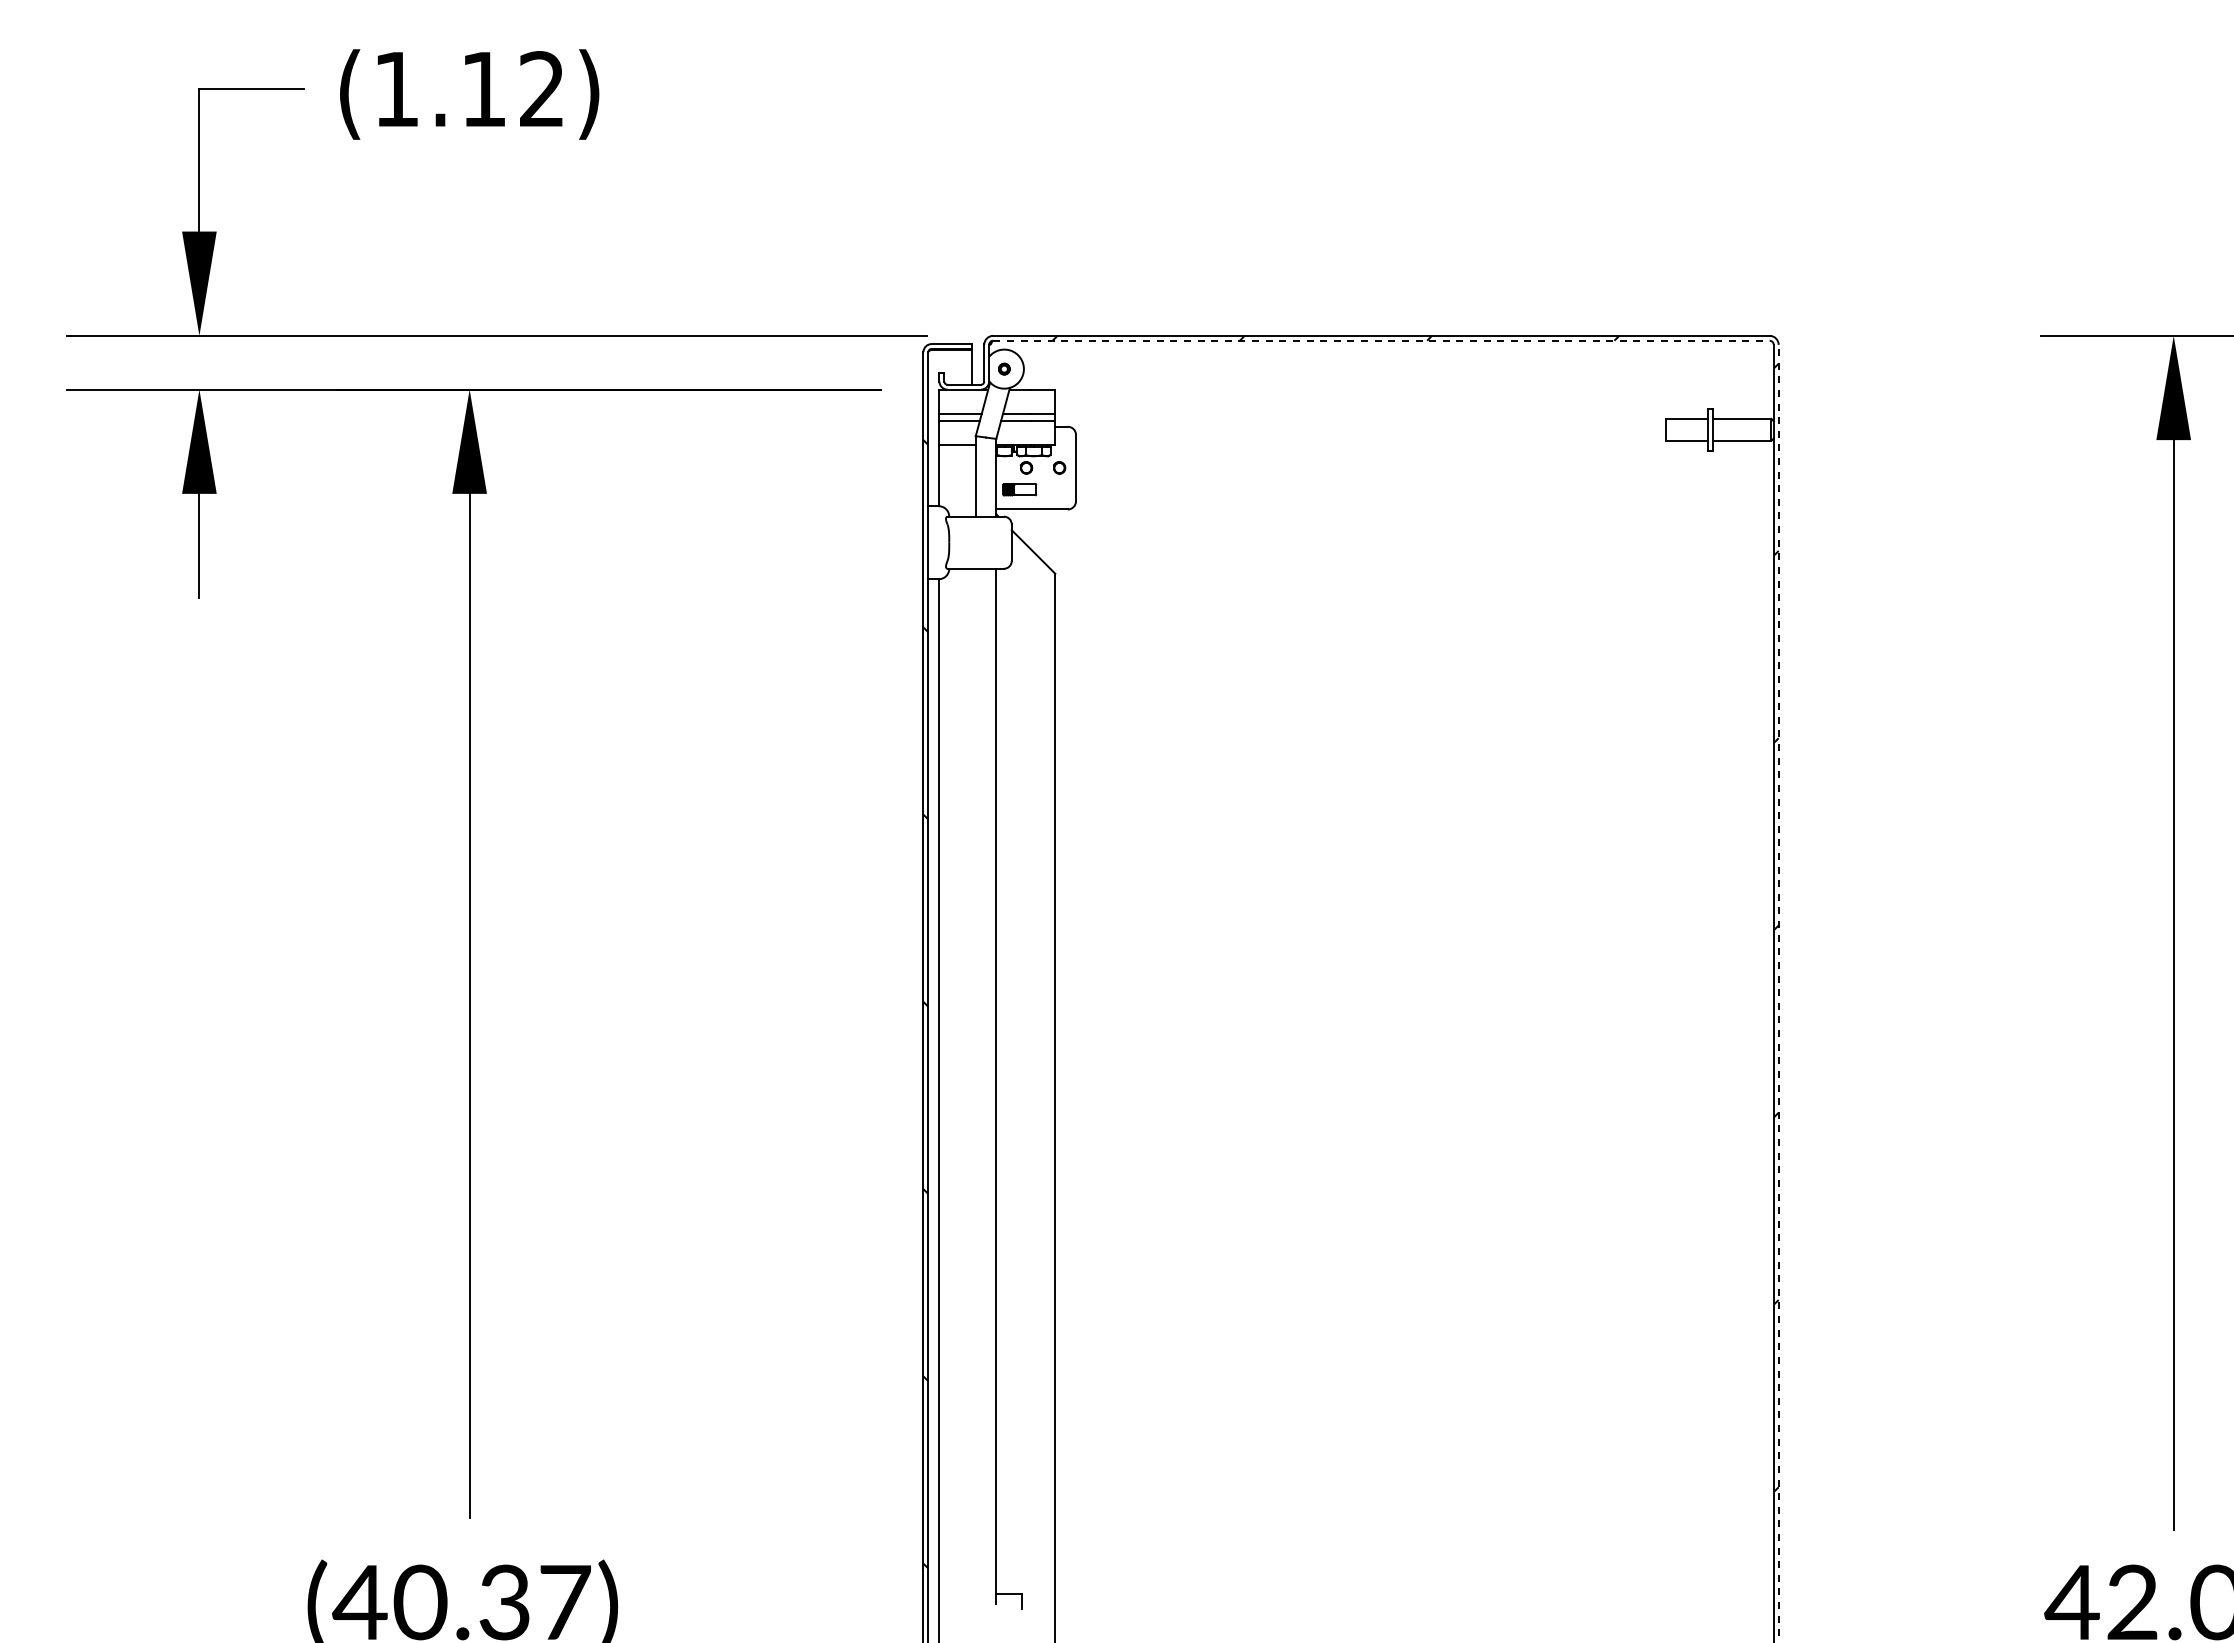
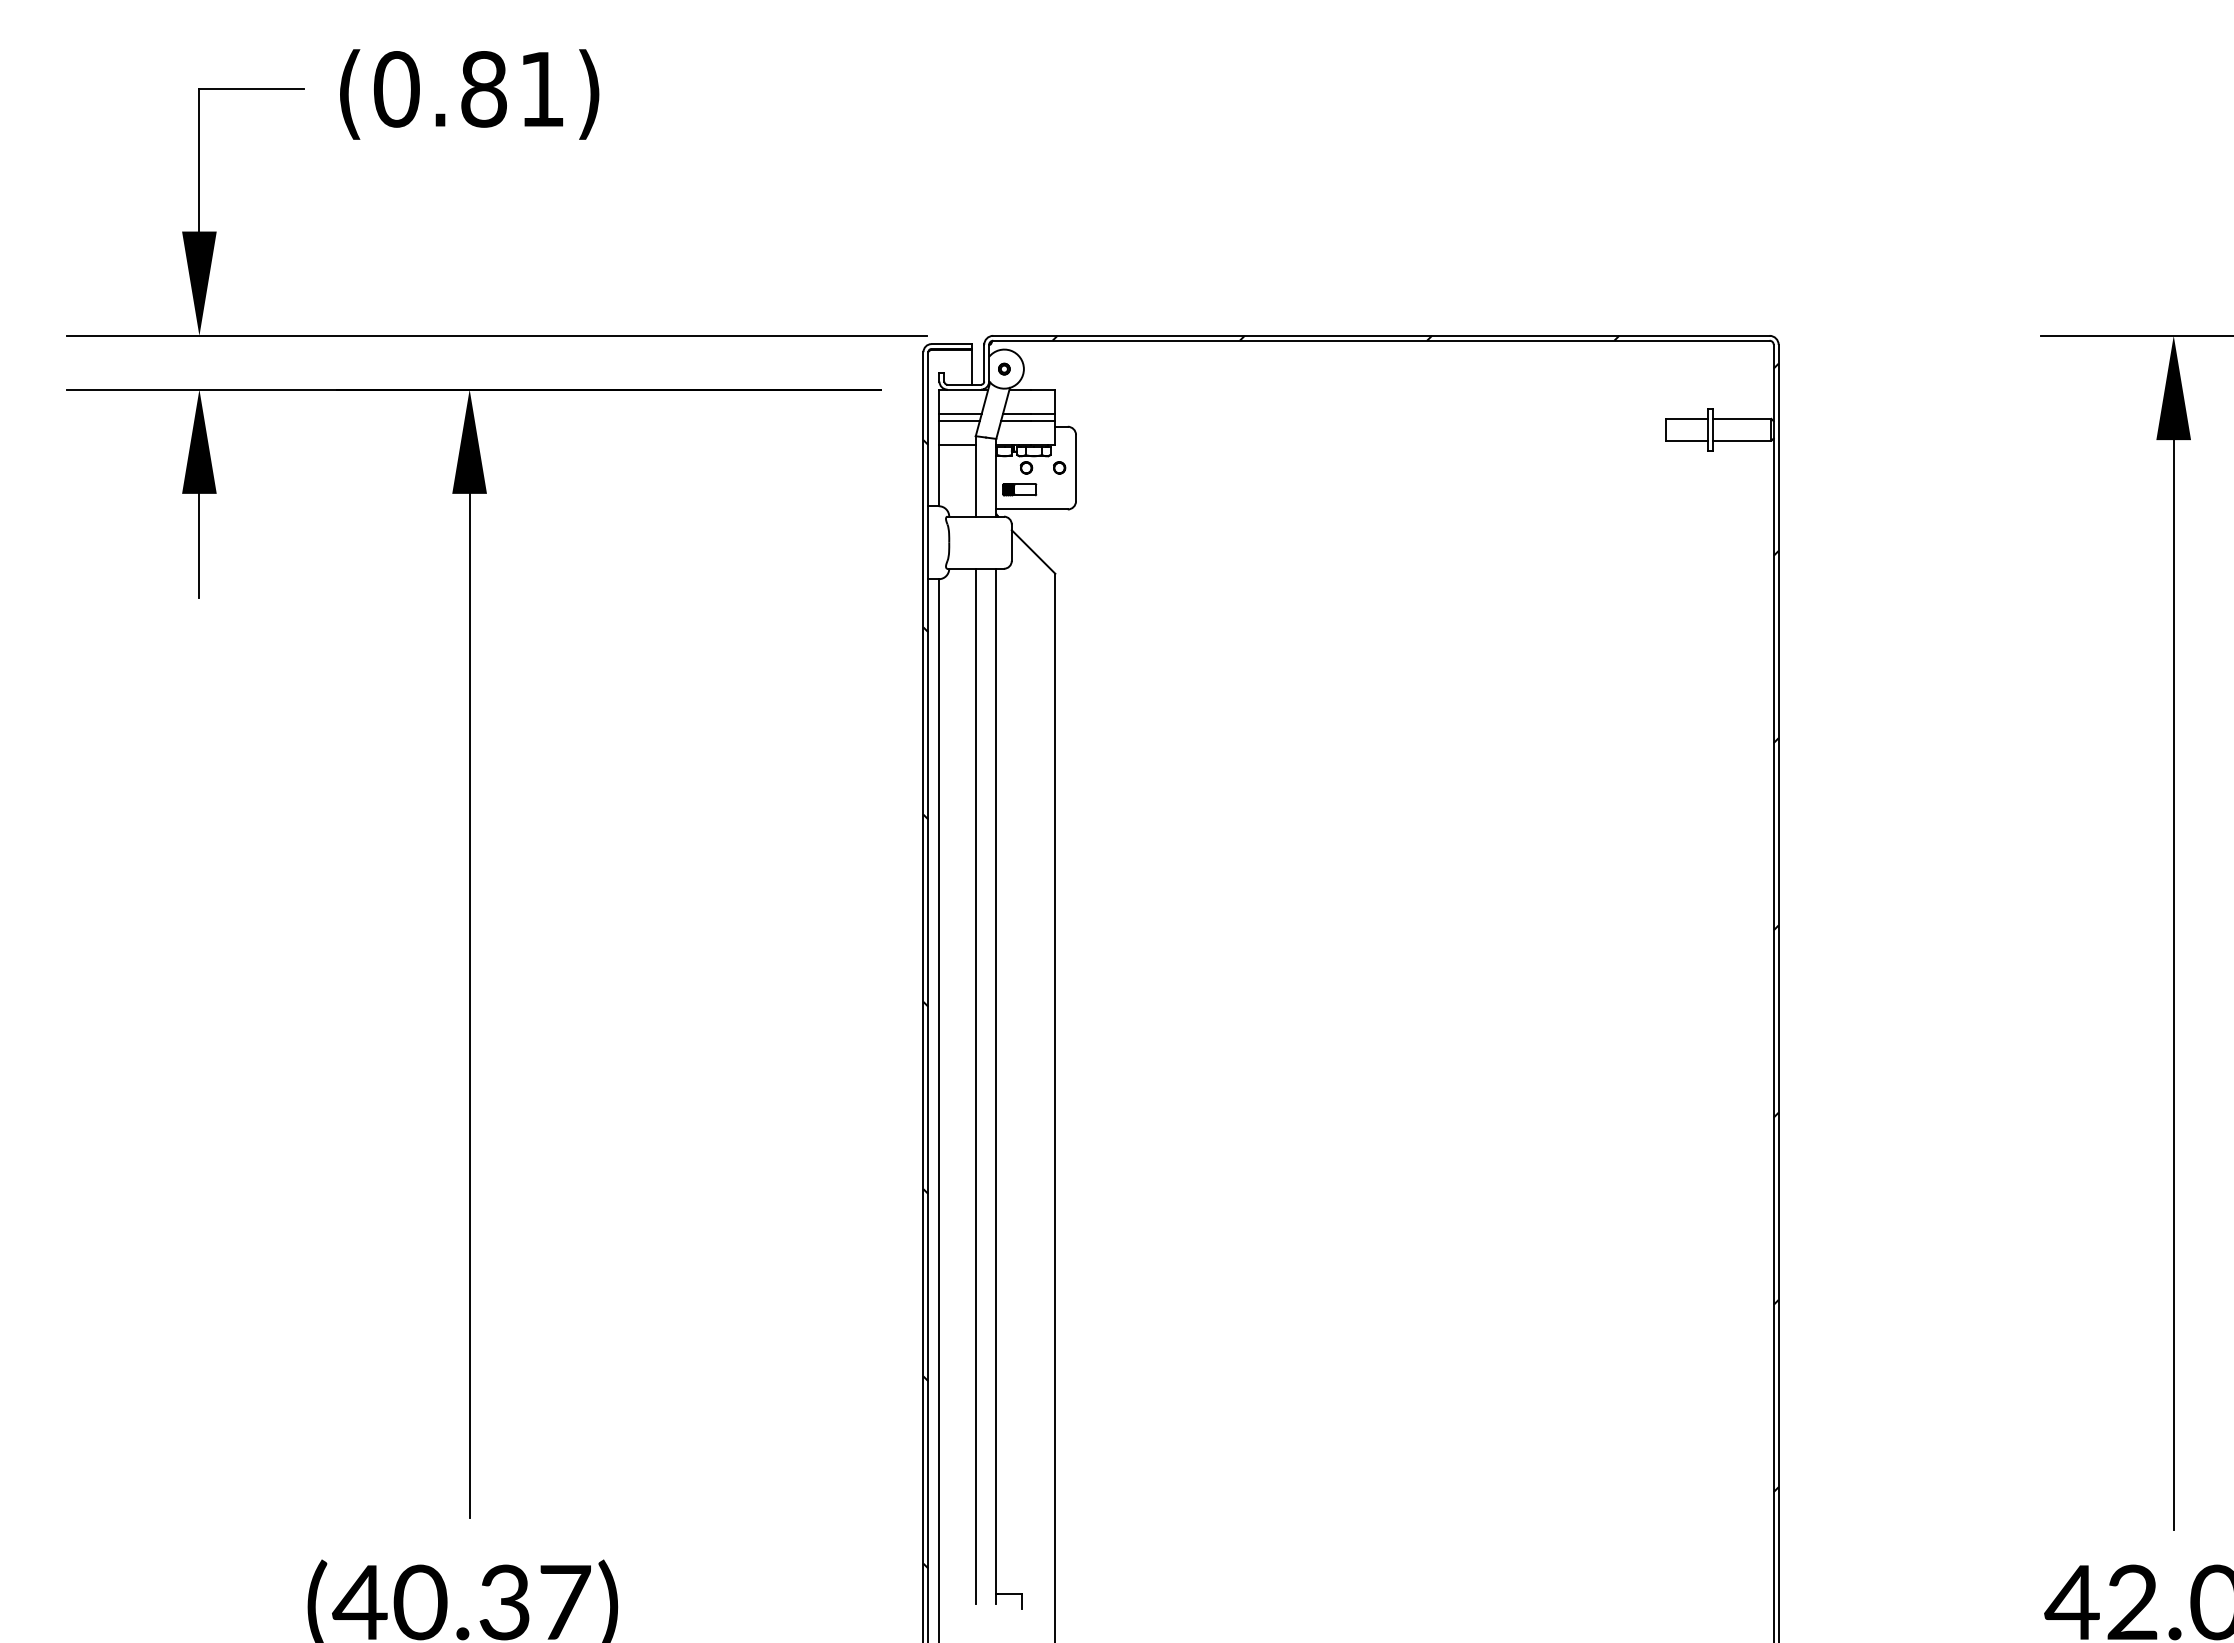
text: (1.12) -> (0.81) (468, 89)
line: dashed -> solid (1381, 340)
line: dashed -> solid (1778, 993)
line: none -> present (975, 1085)
